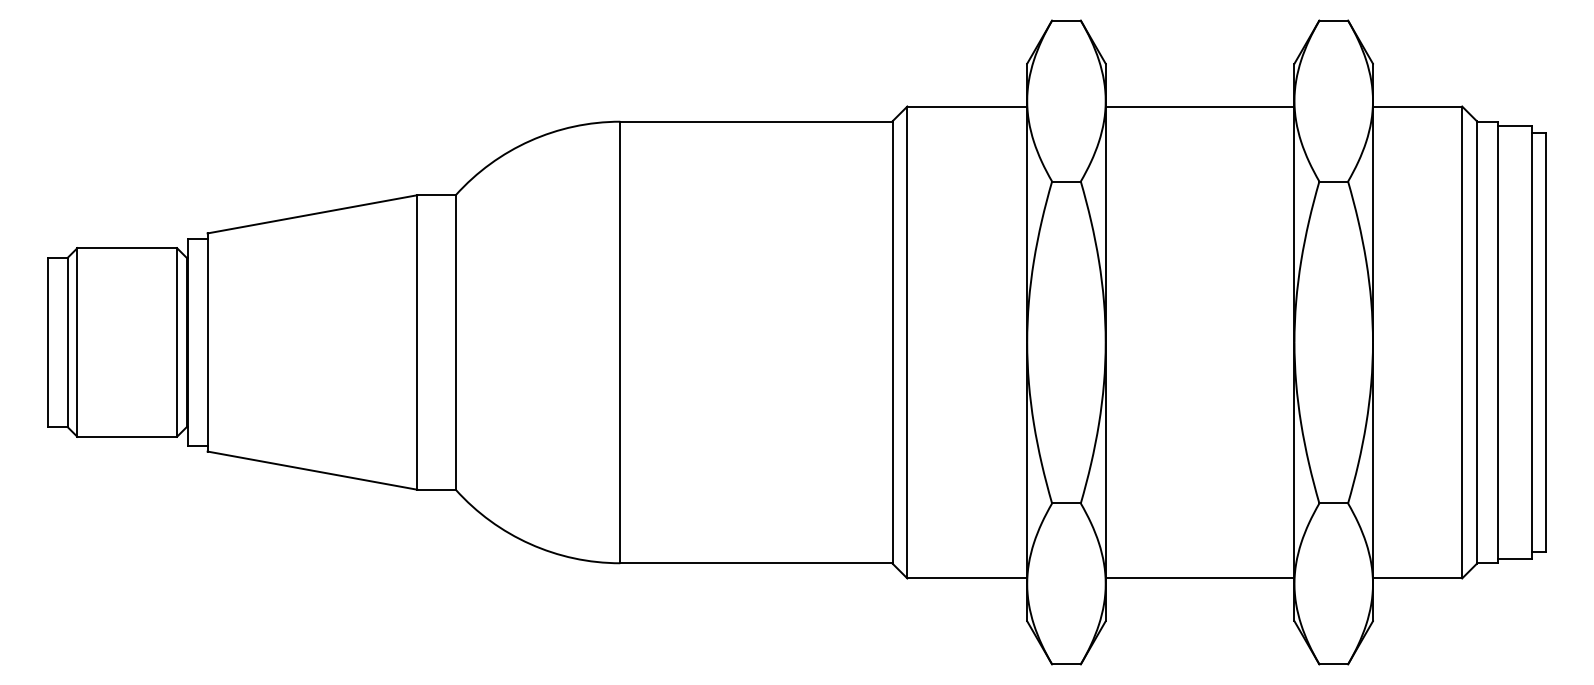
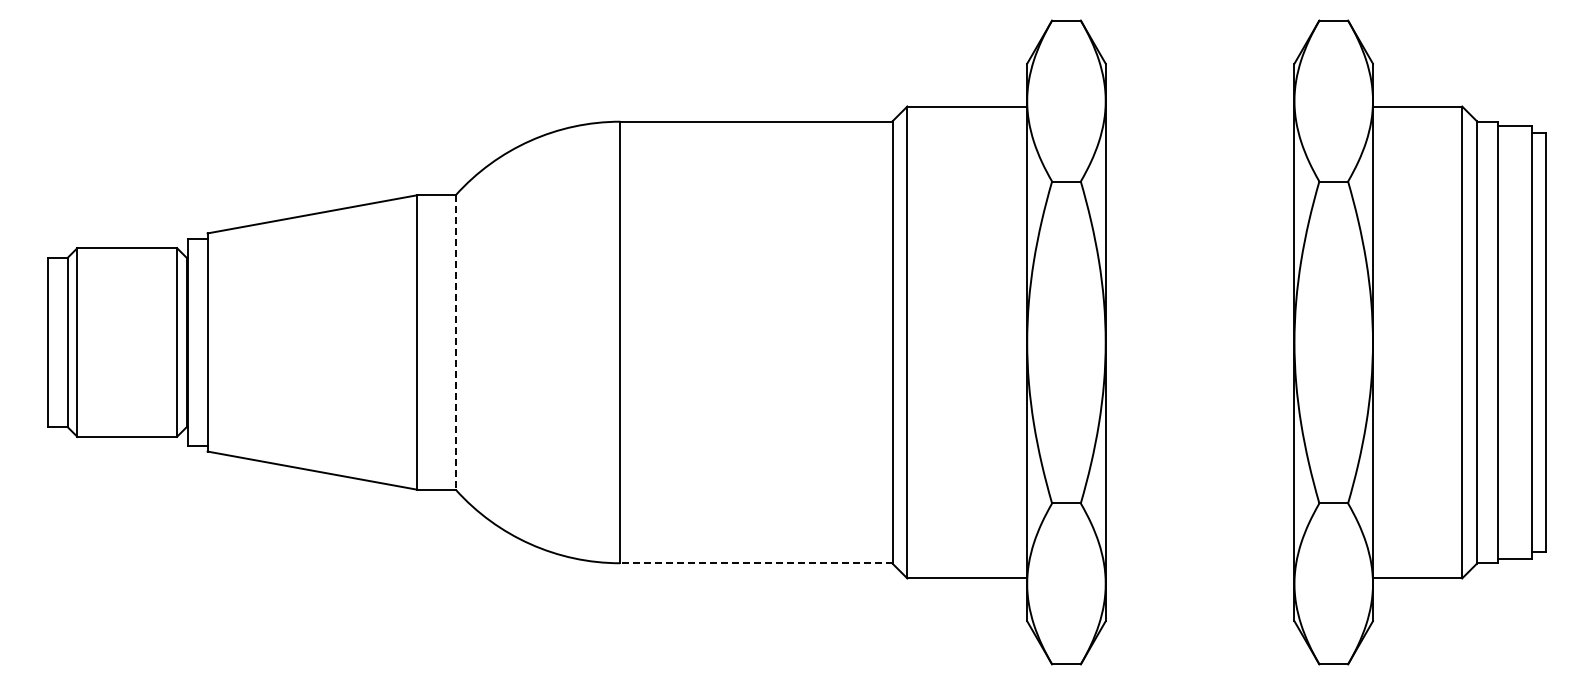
line: present -> none (1199, 106)
line: solid -> dashed (455, 342)
line: solid -> dashed (756, 563)
line: present -> none (1199, 578)
